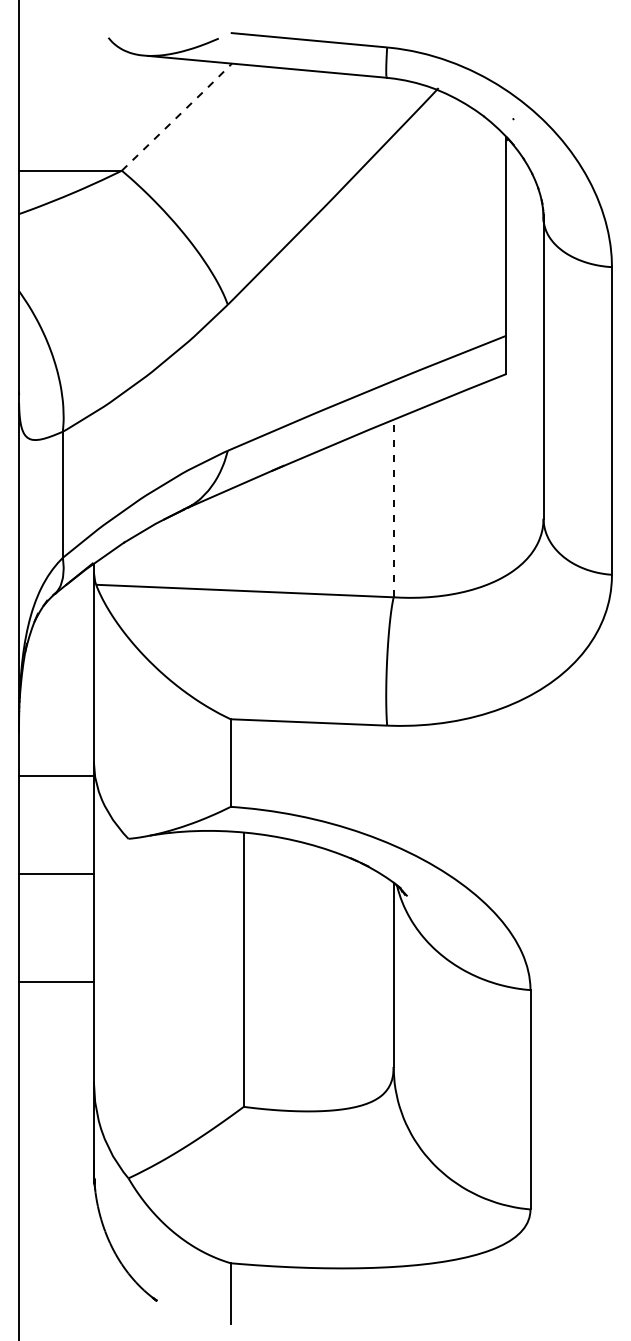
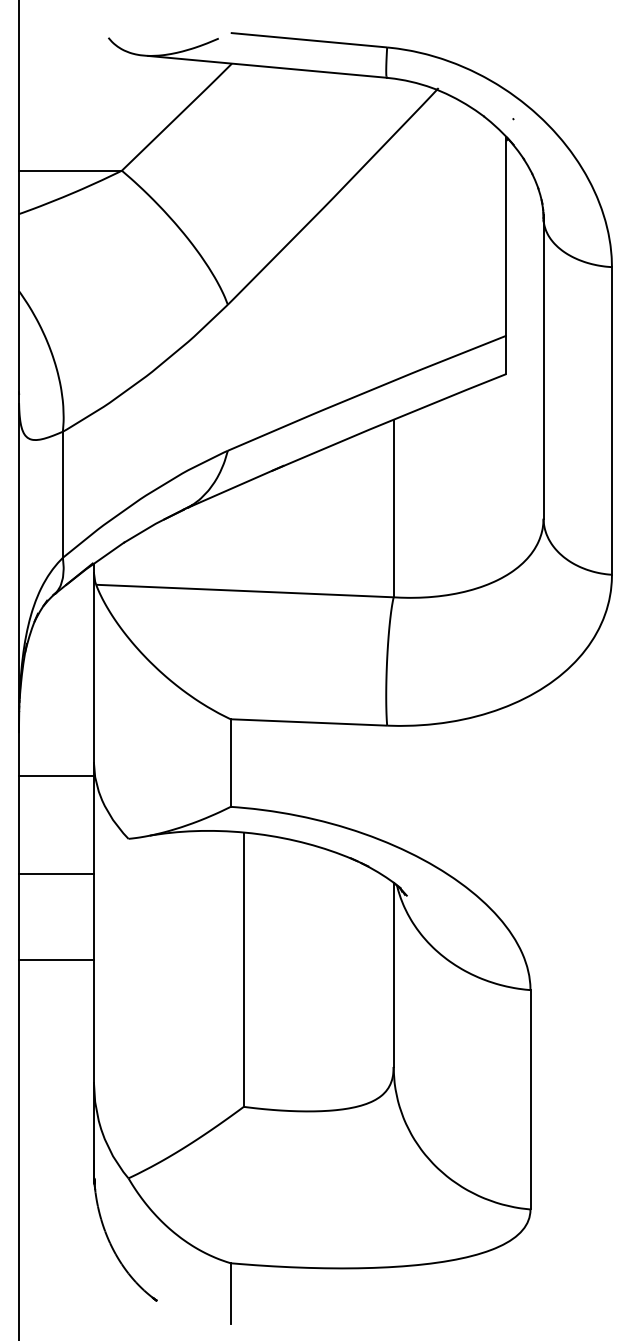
line: dashed -> solid (178, 115)
line: dashed -> solid (393, 508)
line position: (56, 981) -> (56, 959) (56, 959)
